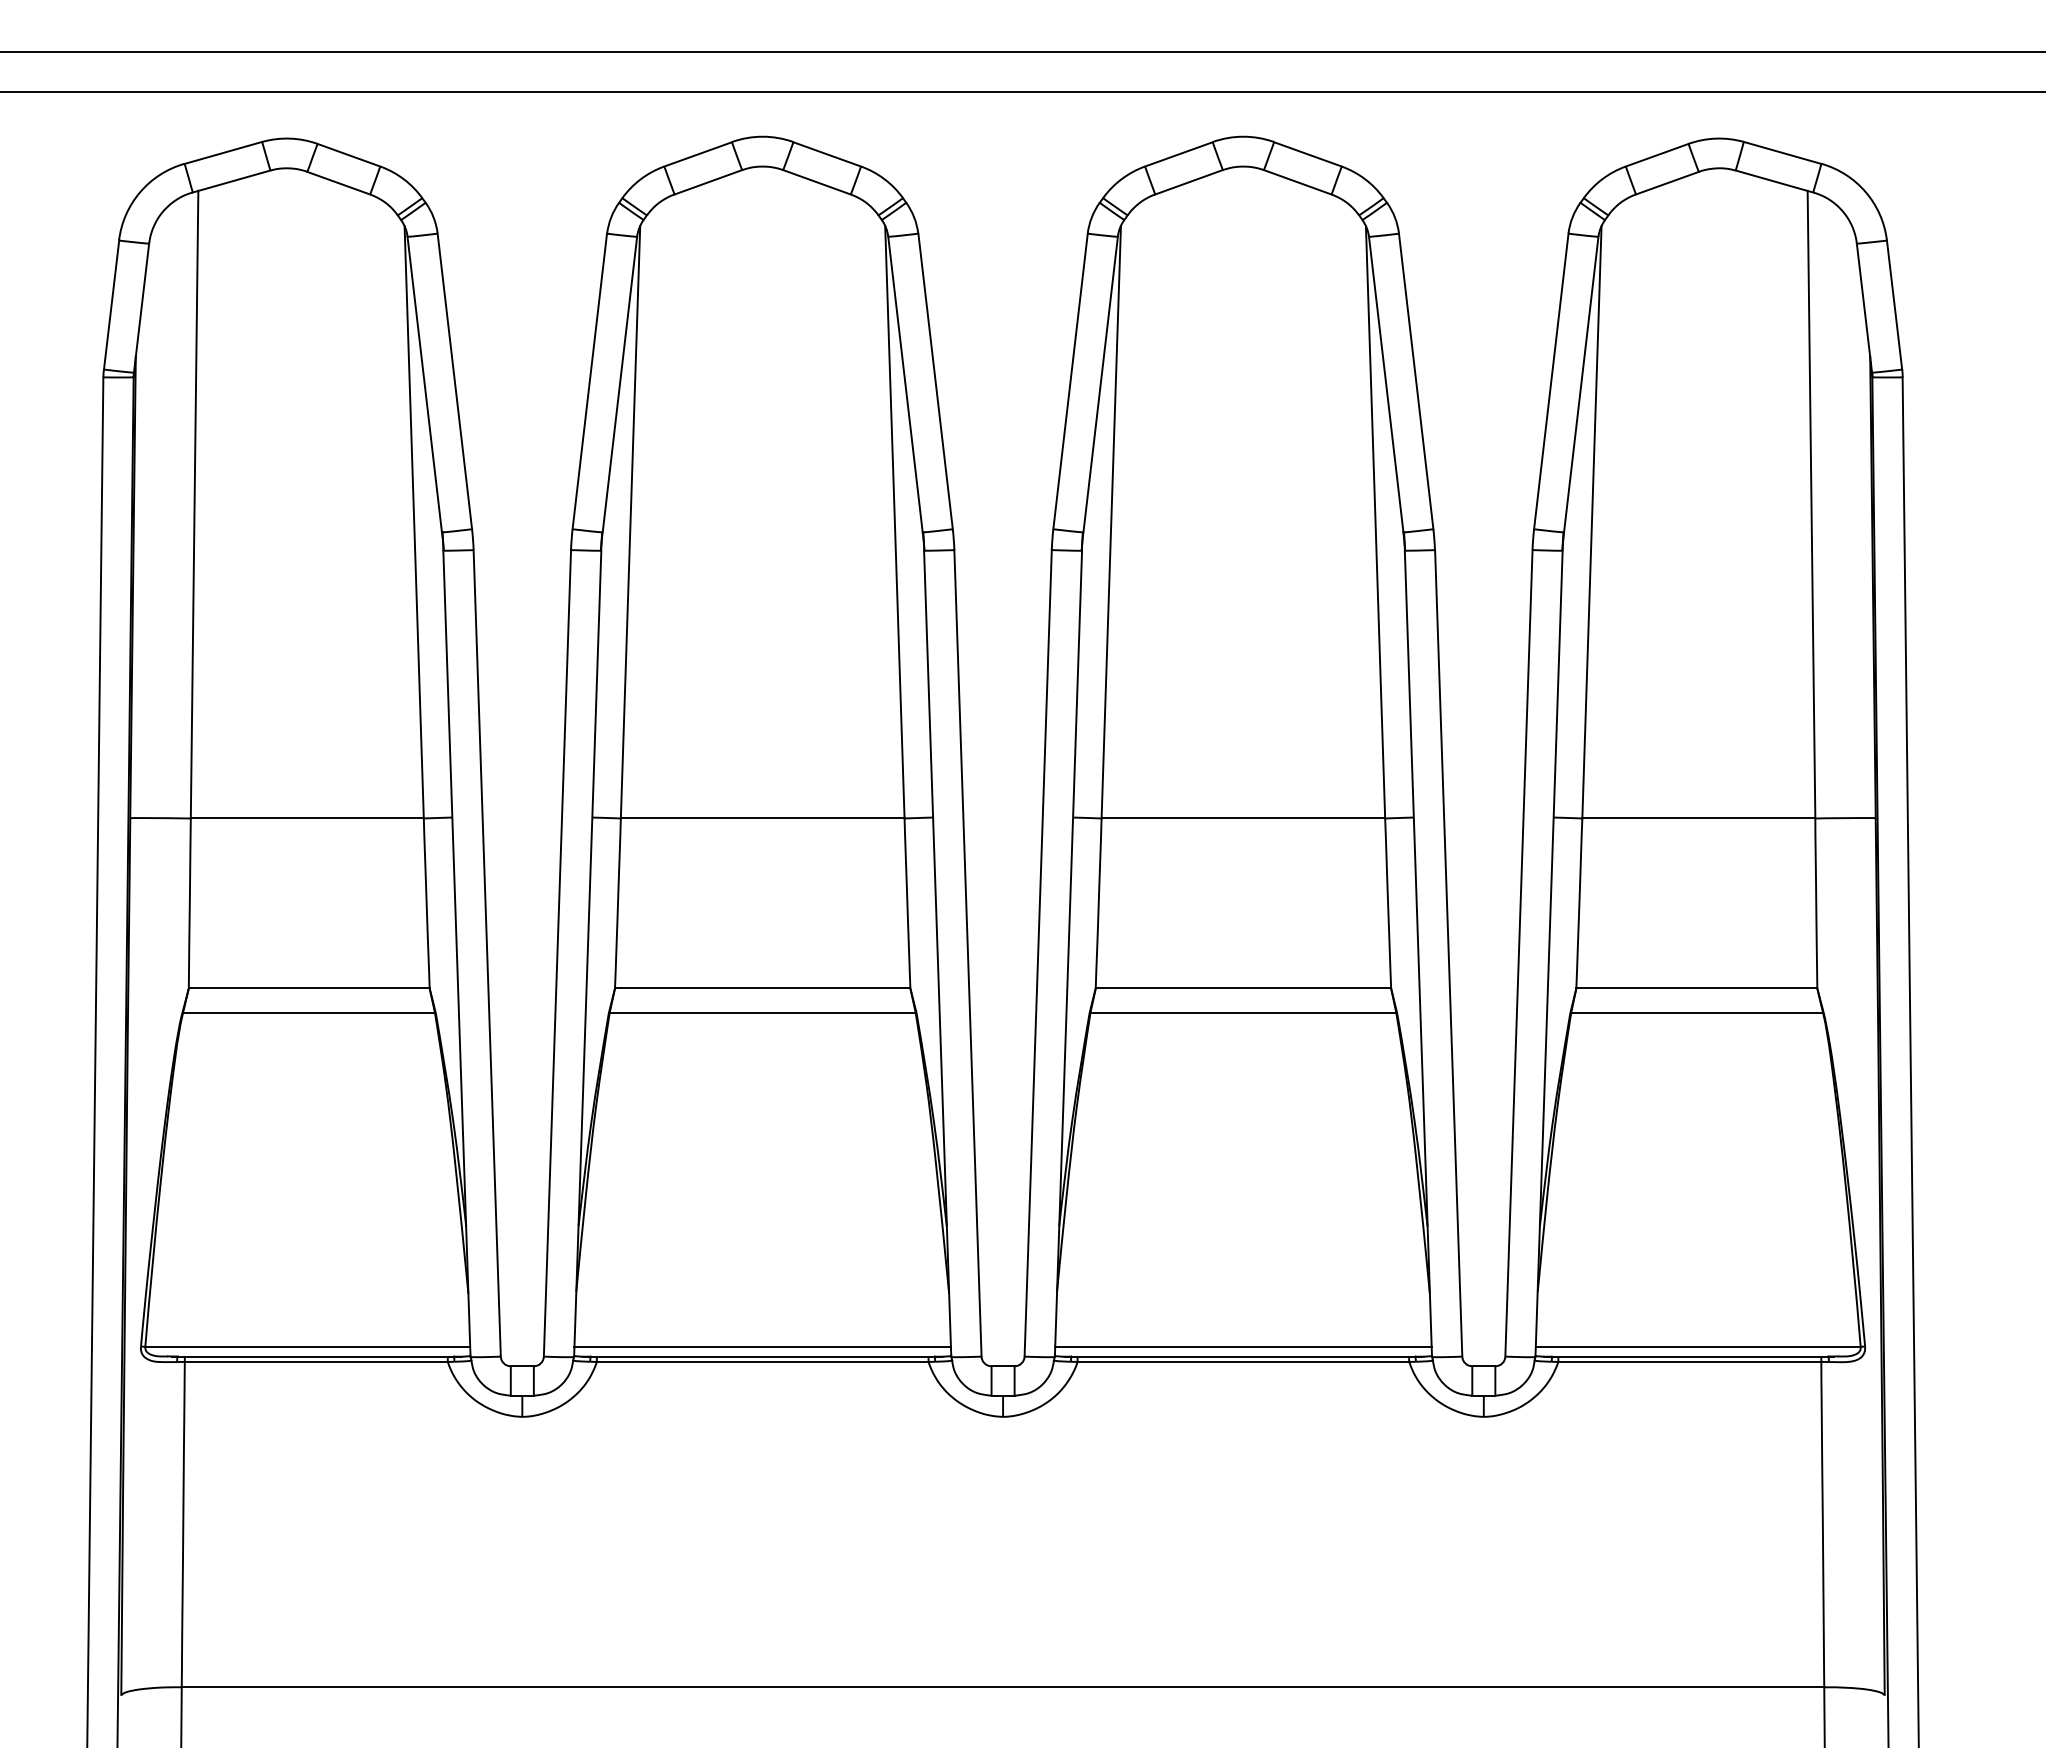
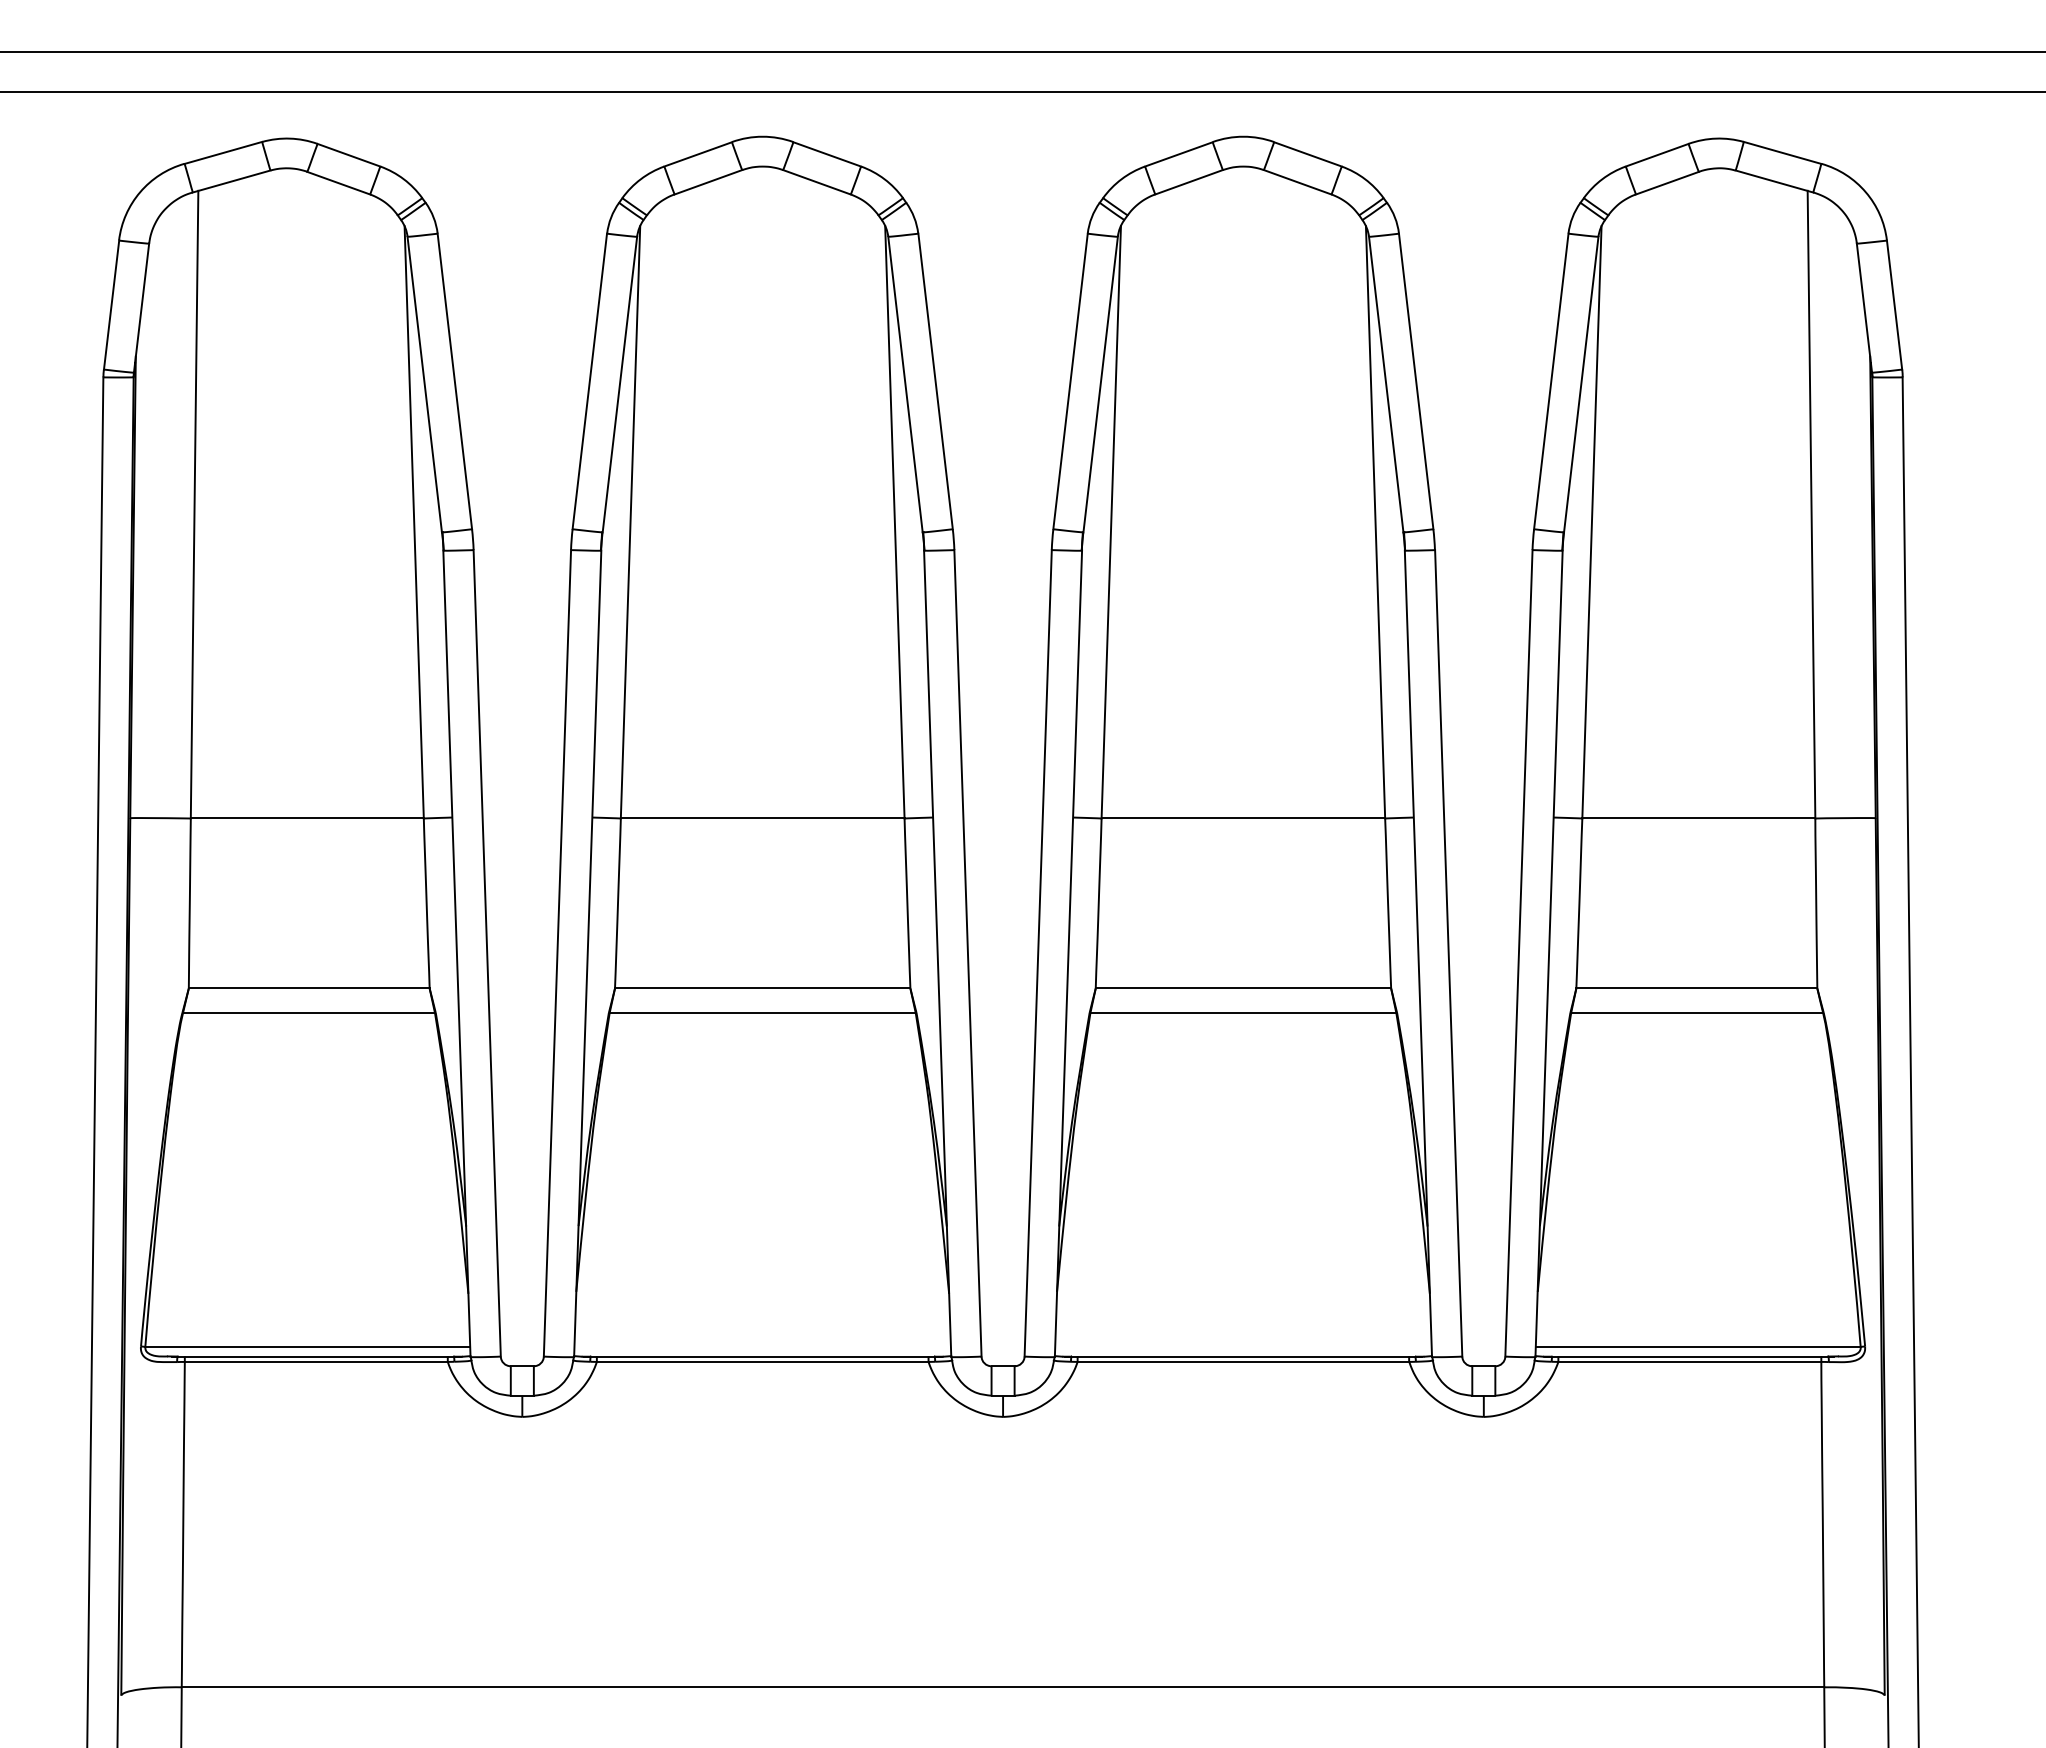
line: present -> none (762, 1346)
line: present -> none (1243, 1346)
